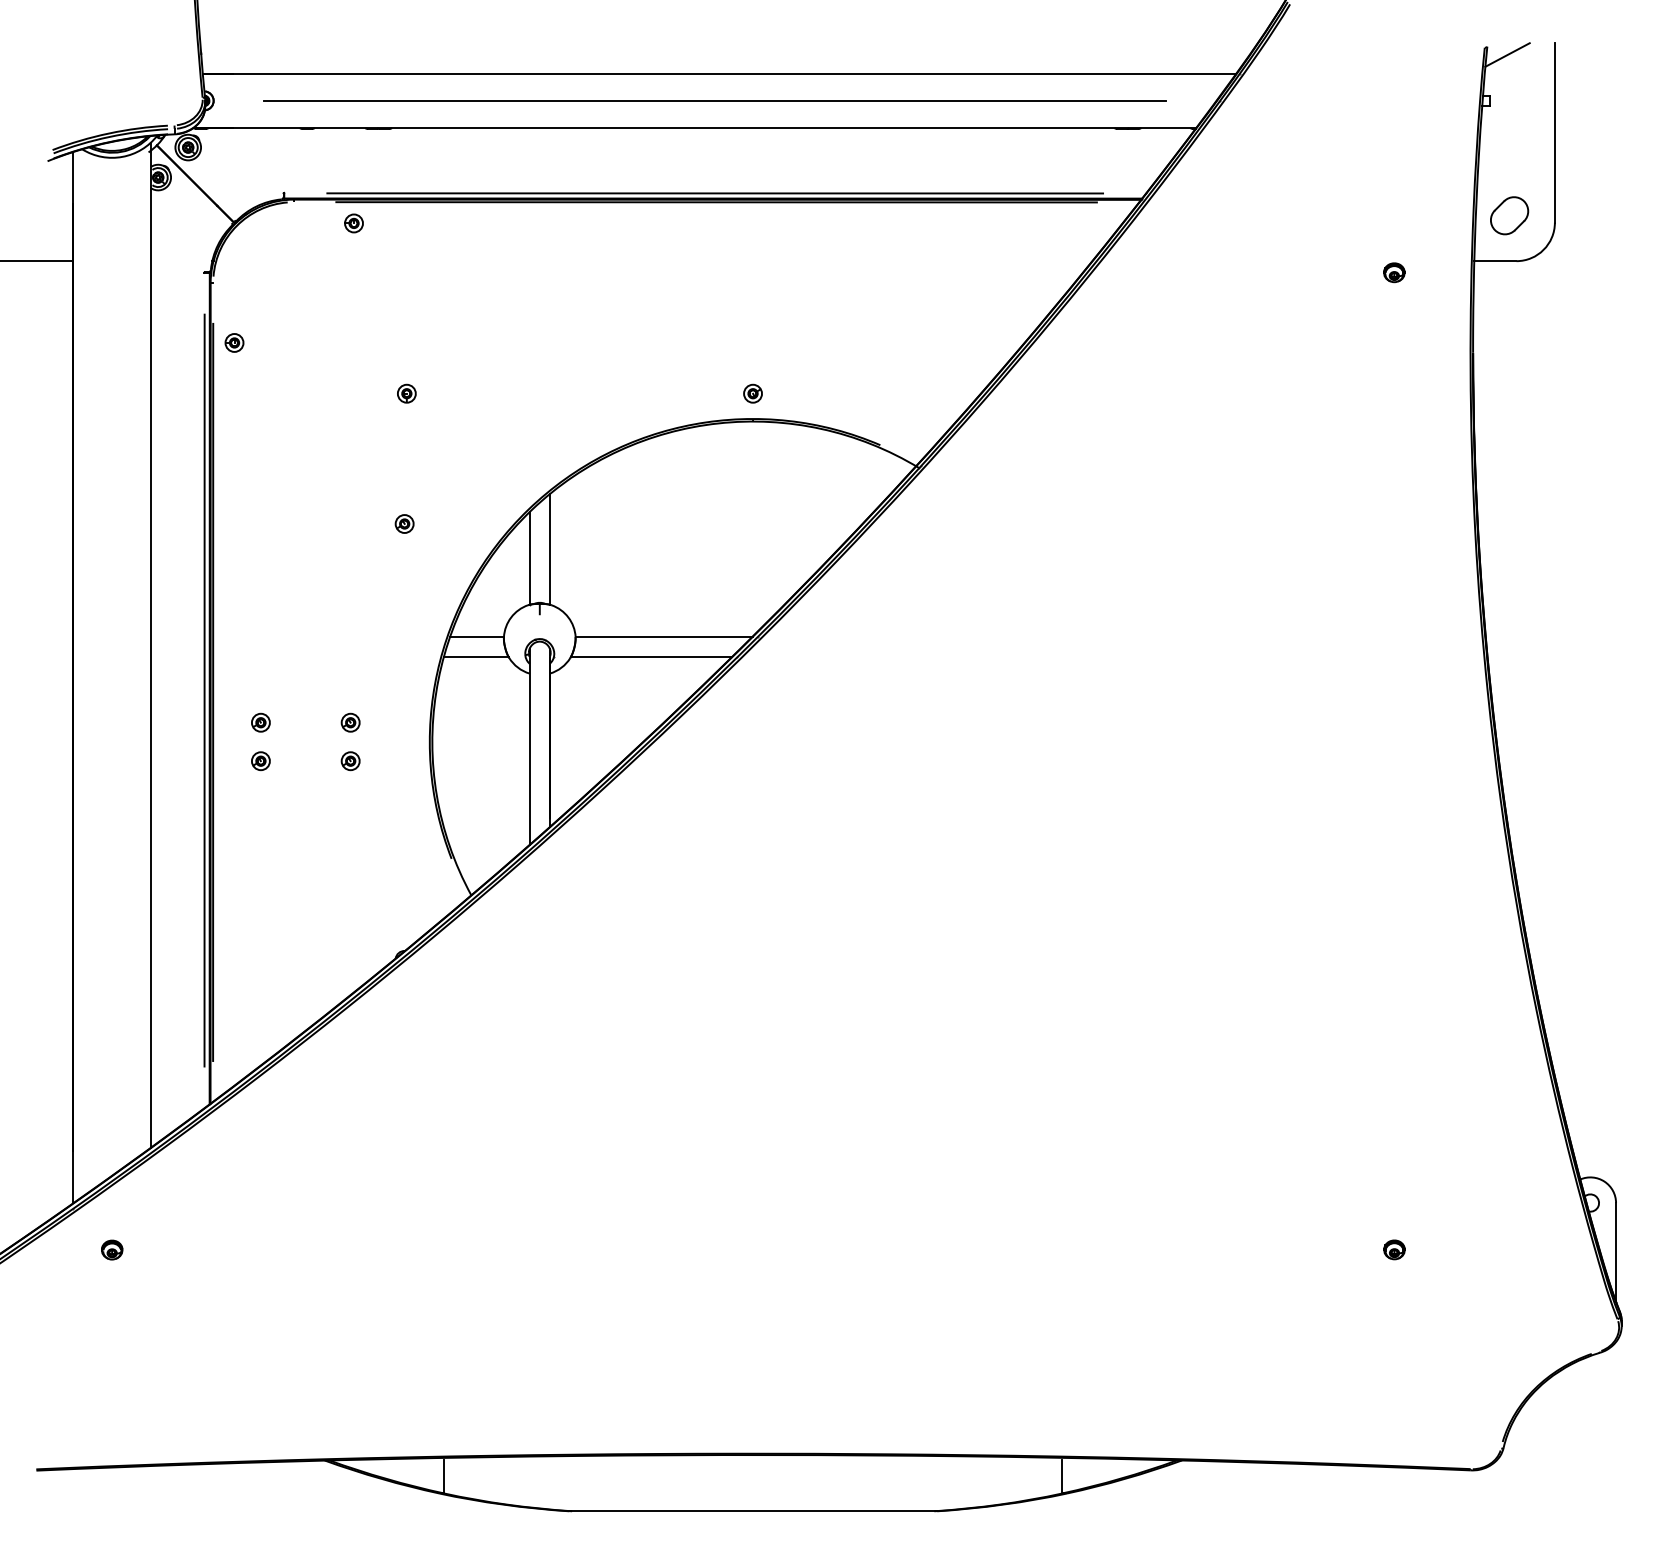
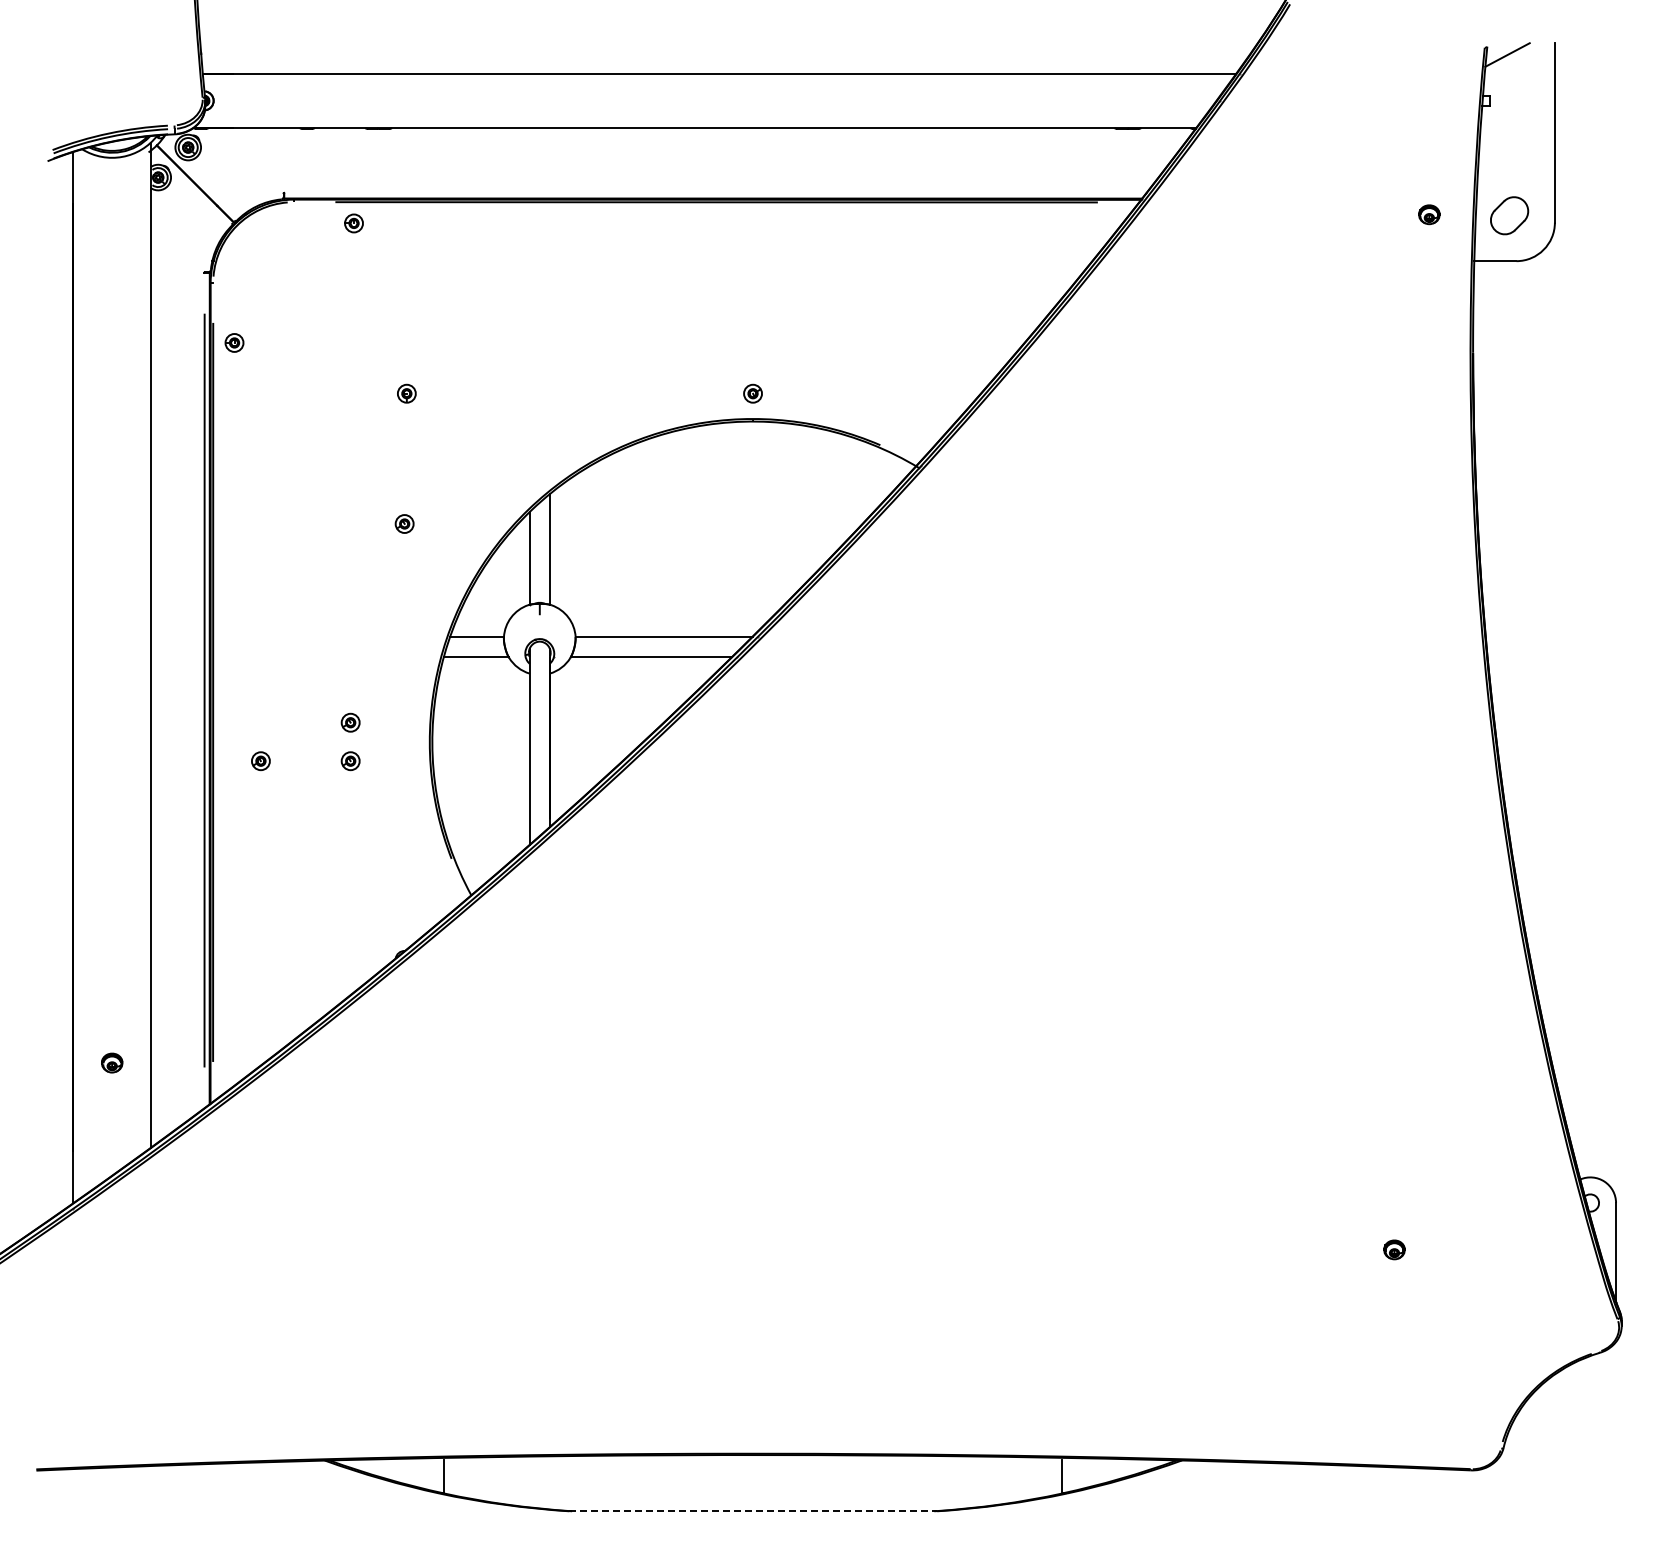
line: present -> none (714, 100)
line: present -> none (715, 193)
line: present -> none (37, 261)
part position: (1394, 272) -> (1429, 214) (1429, 214)
part: present -> none (260, 722)
part position: (112, 1249) -> (112, 1062) (112, 1062)
line: solid -> dashed (753, 1511)
